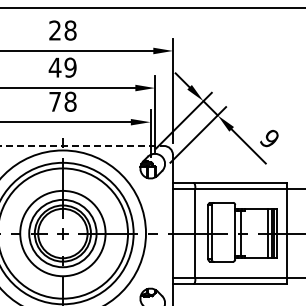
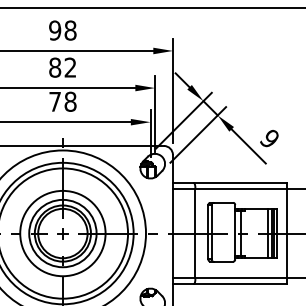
text: 28 -> 98 (55, 30)
text: 49 -> 82 (62, 67)
line: dashed -> solid (82, 145)
